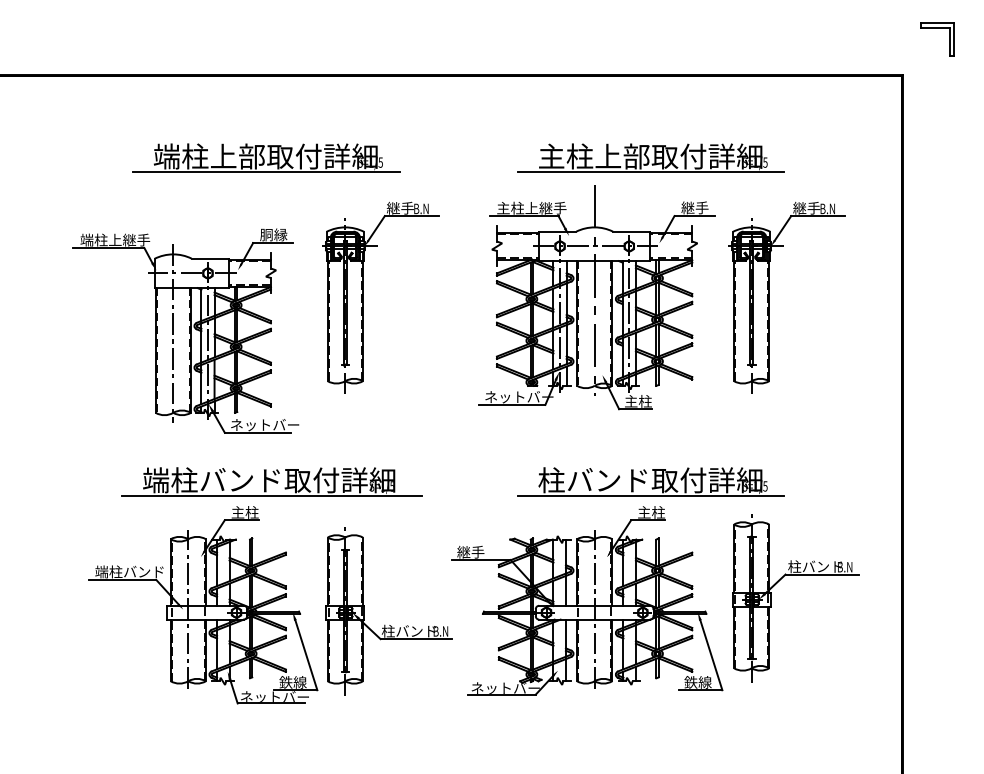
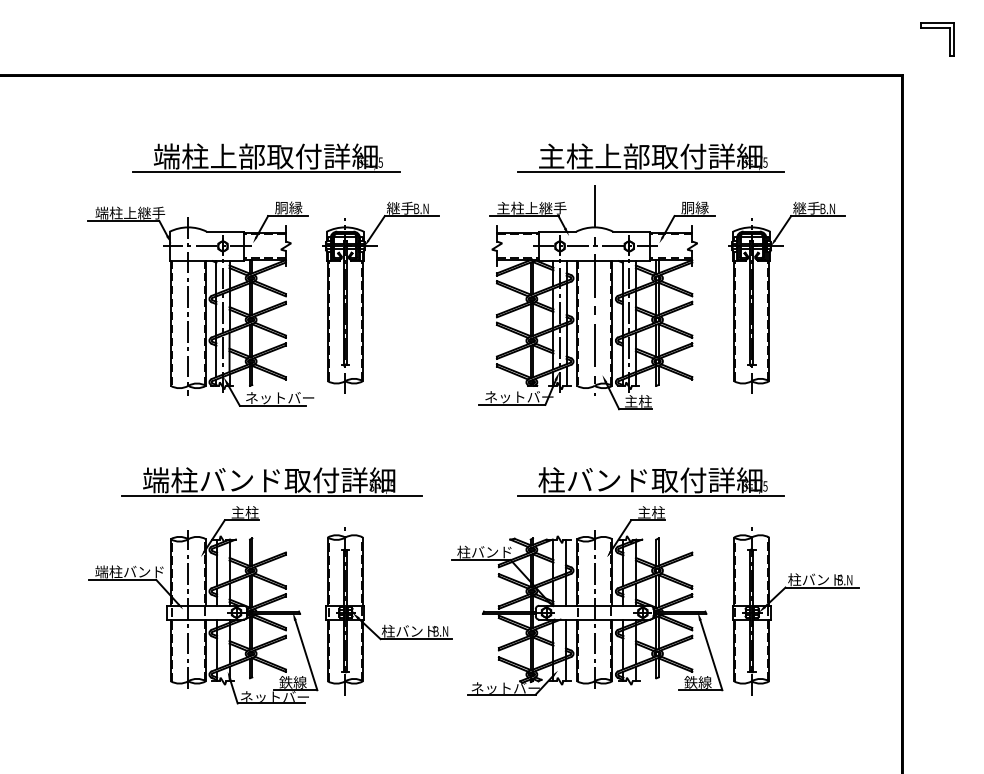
text: 継手 -> 胴縁 (694, 207)
part position: (185, 330) -> (200, 303) (200, 303)
text: 継手 -> 柱バンド (484, 551)
part position: (795, 575) -> (795, 588) (795, 588)
